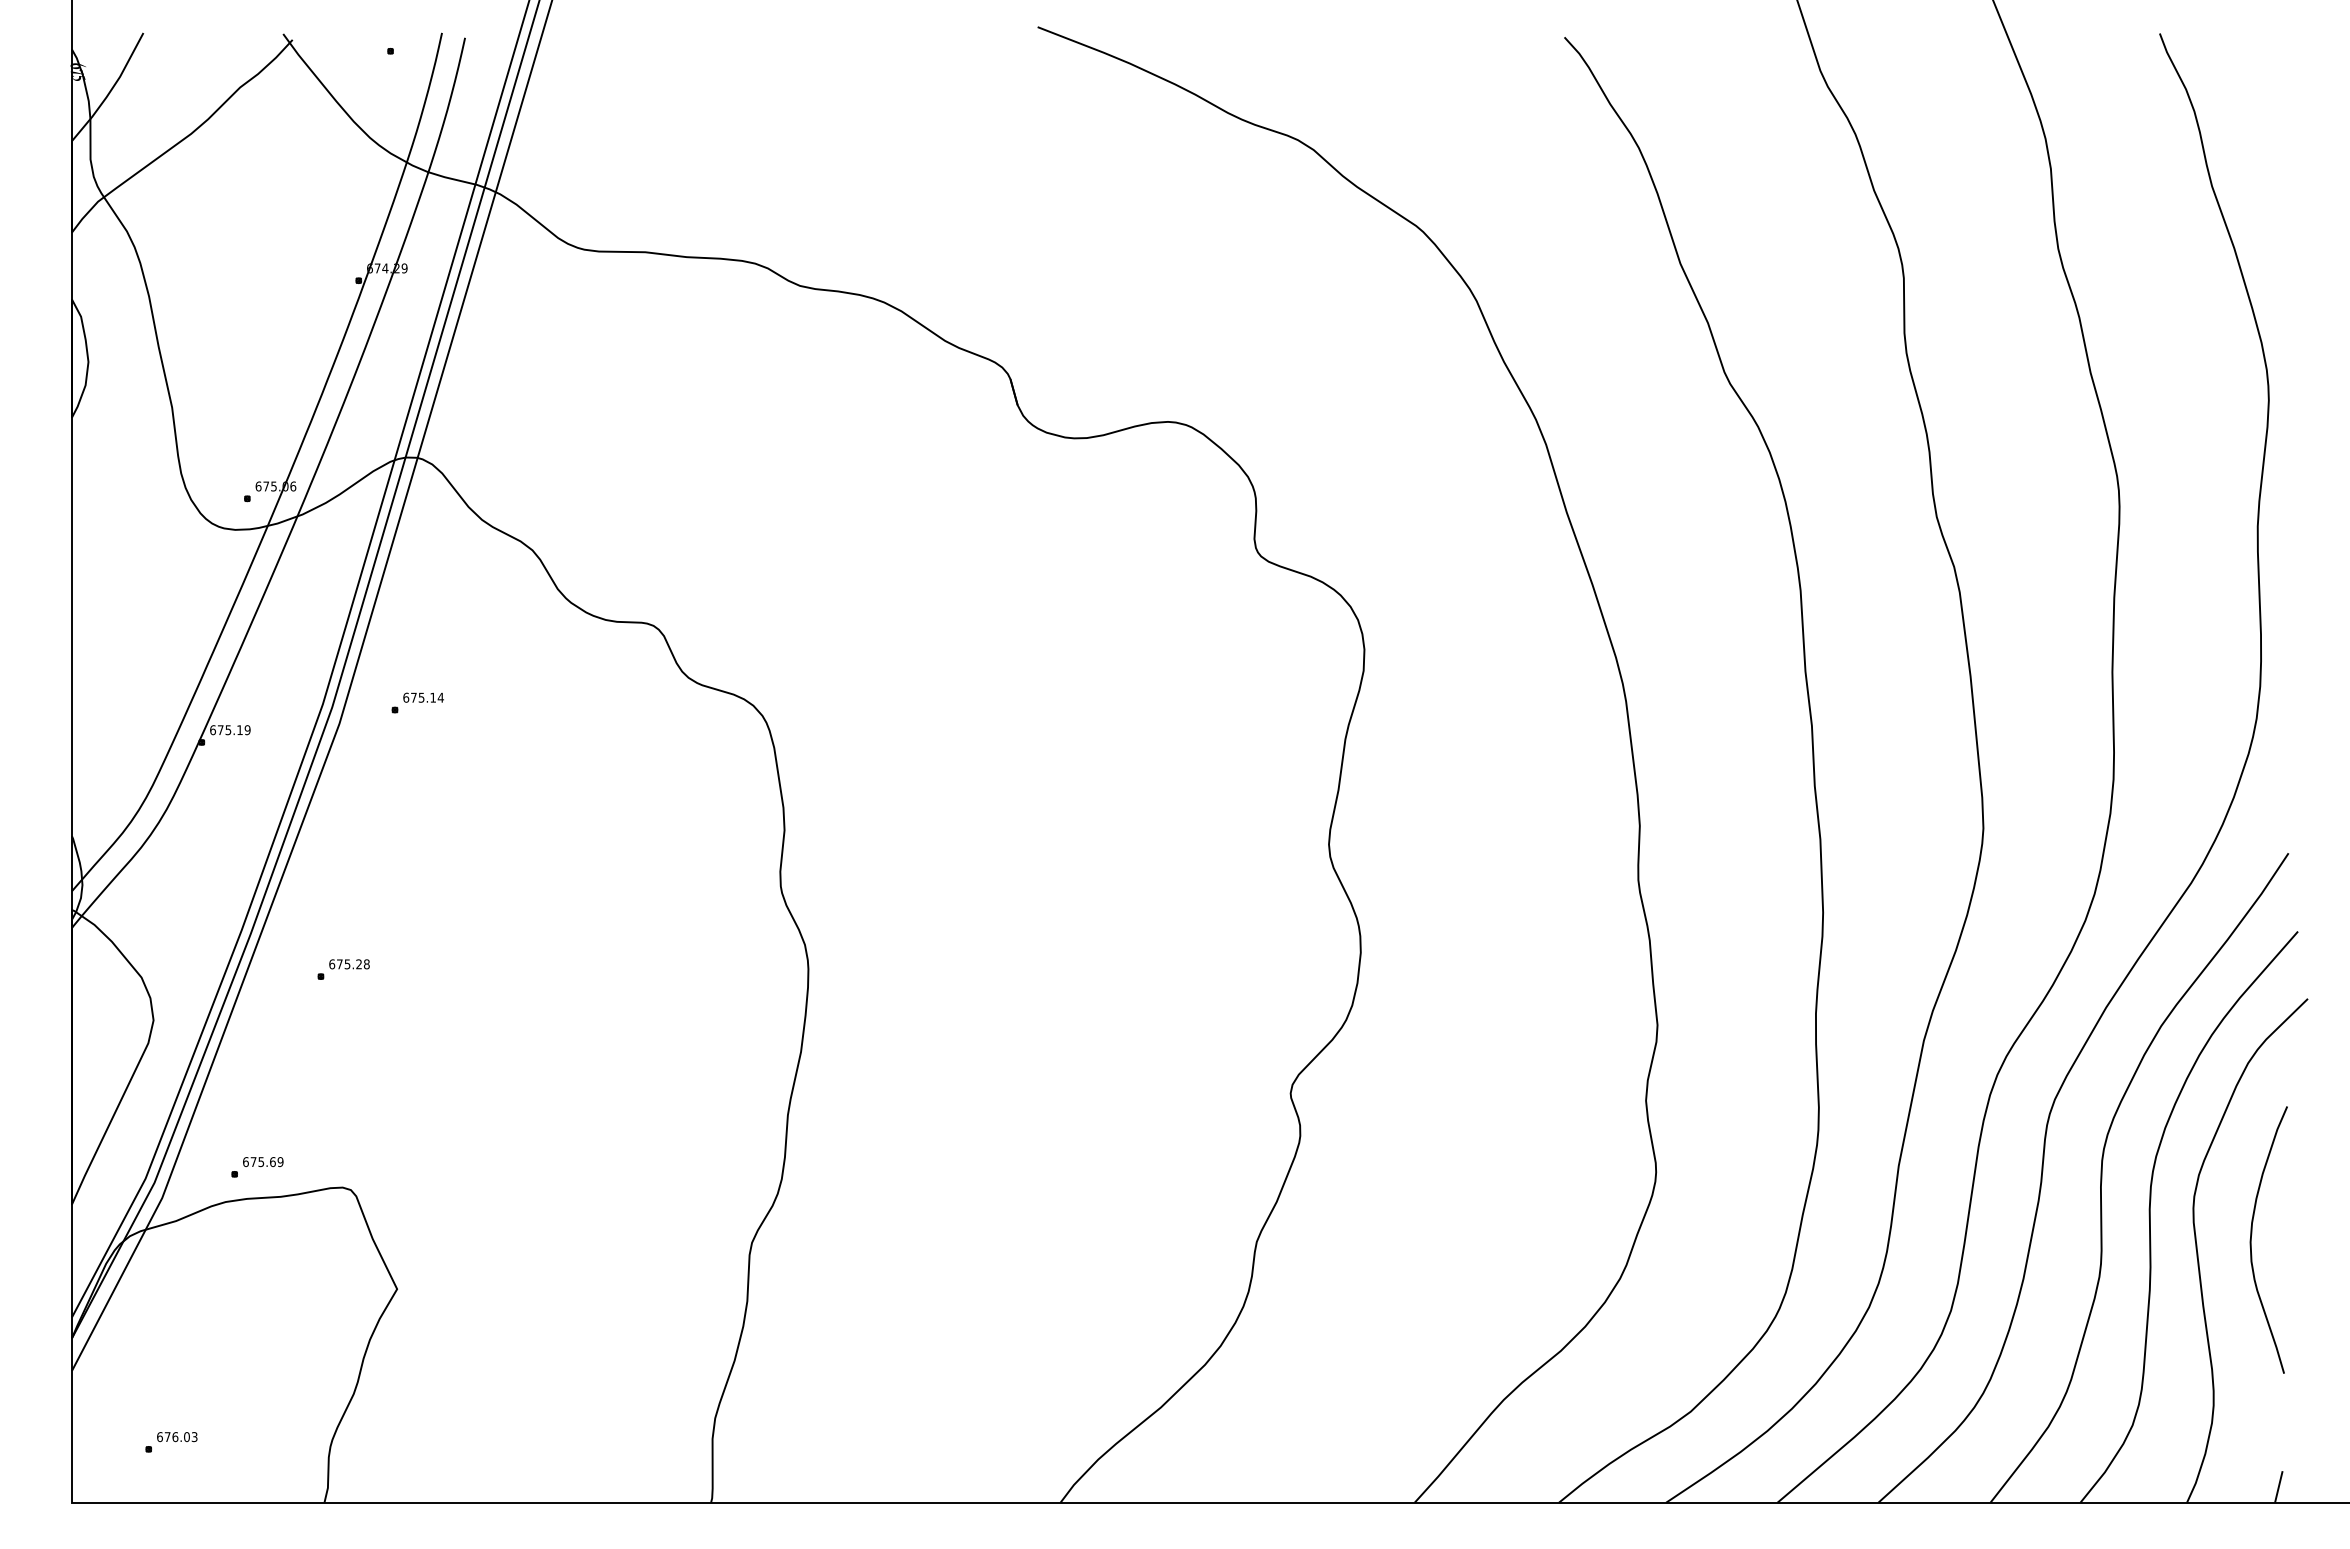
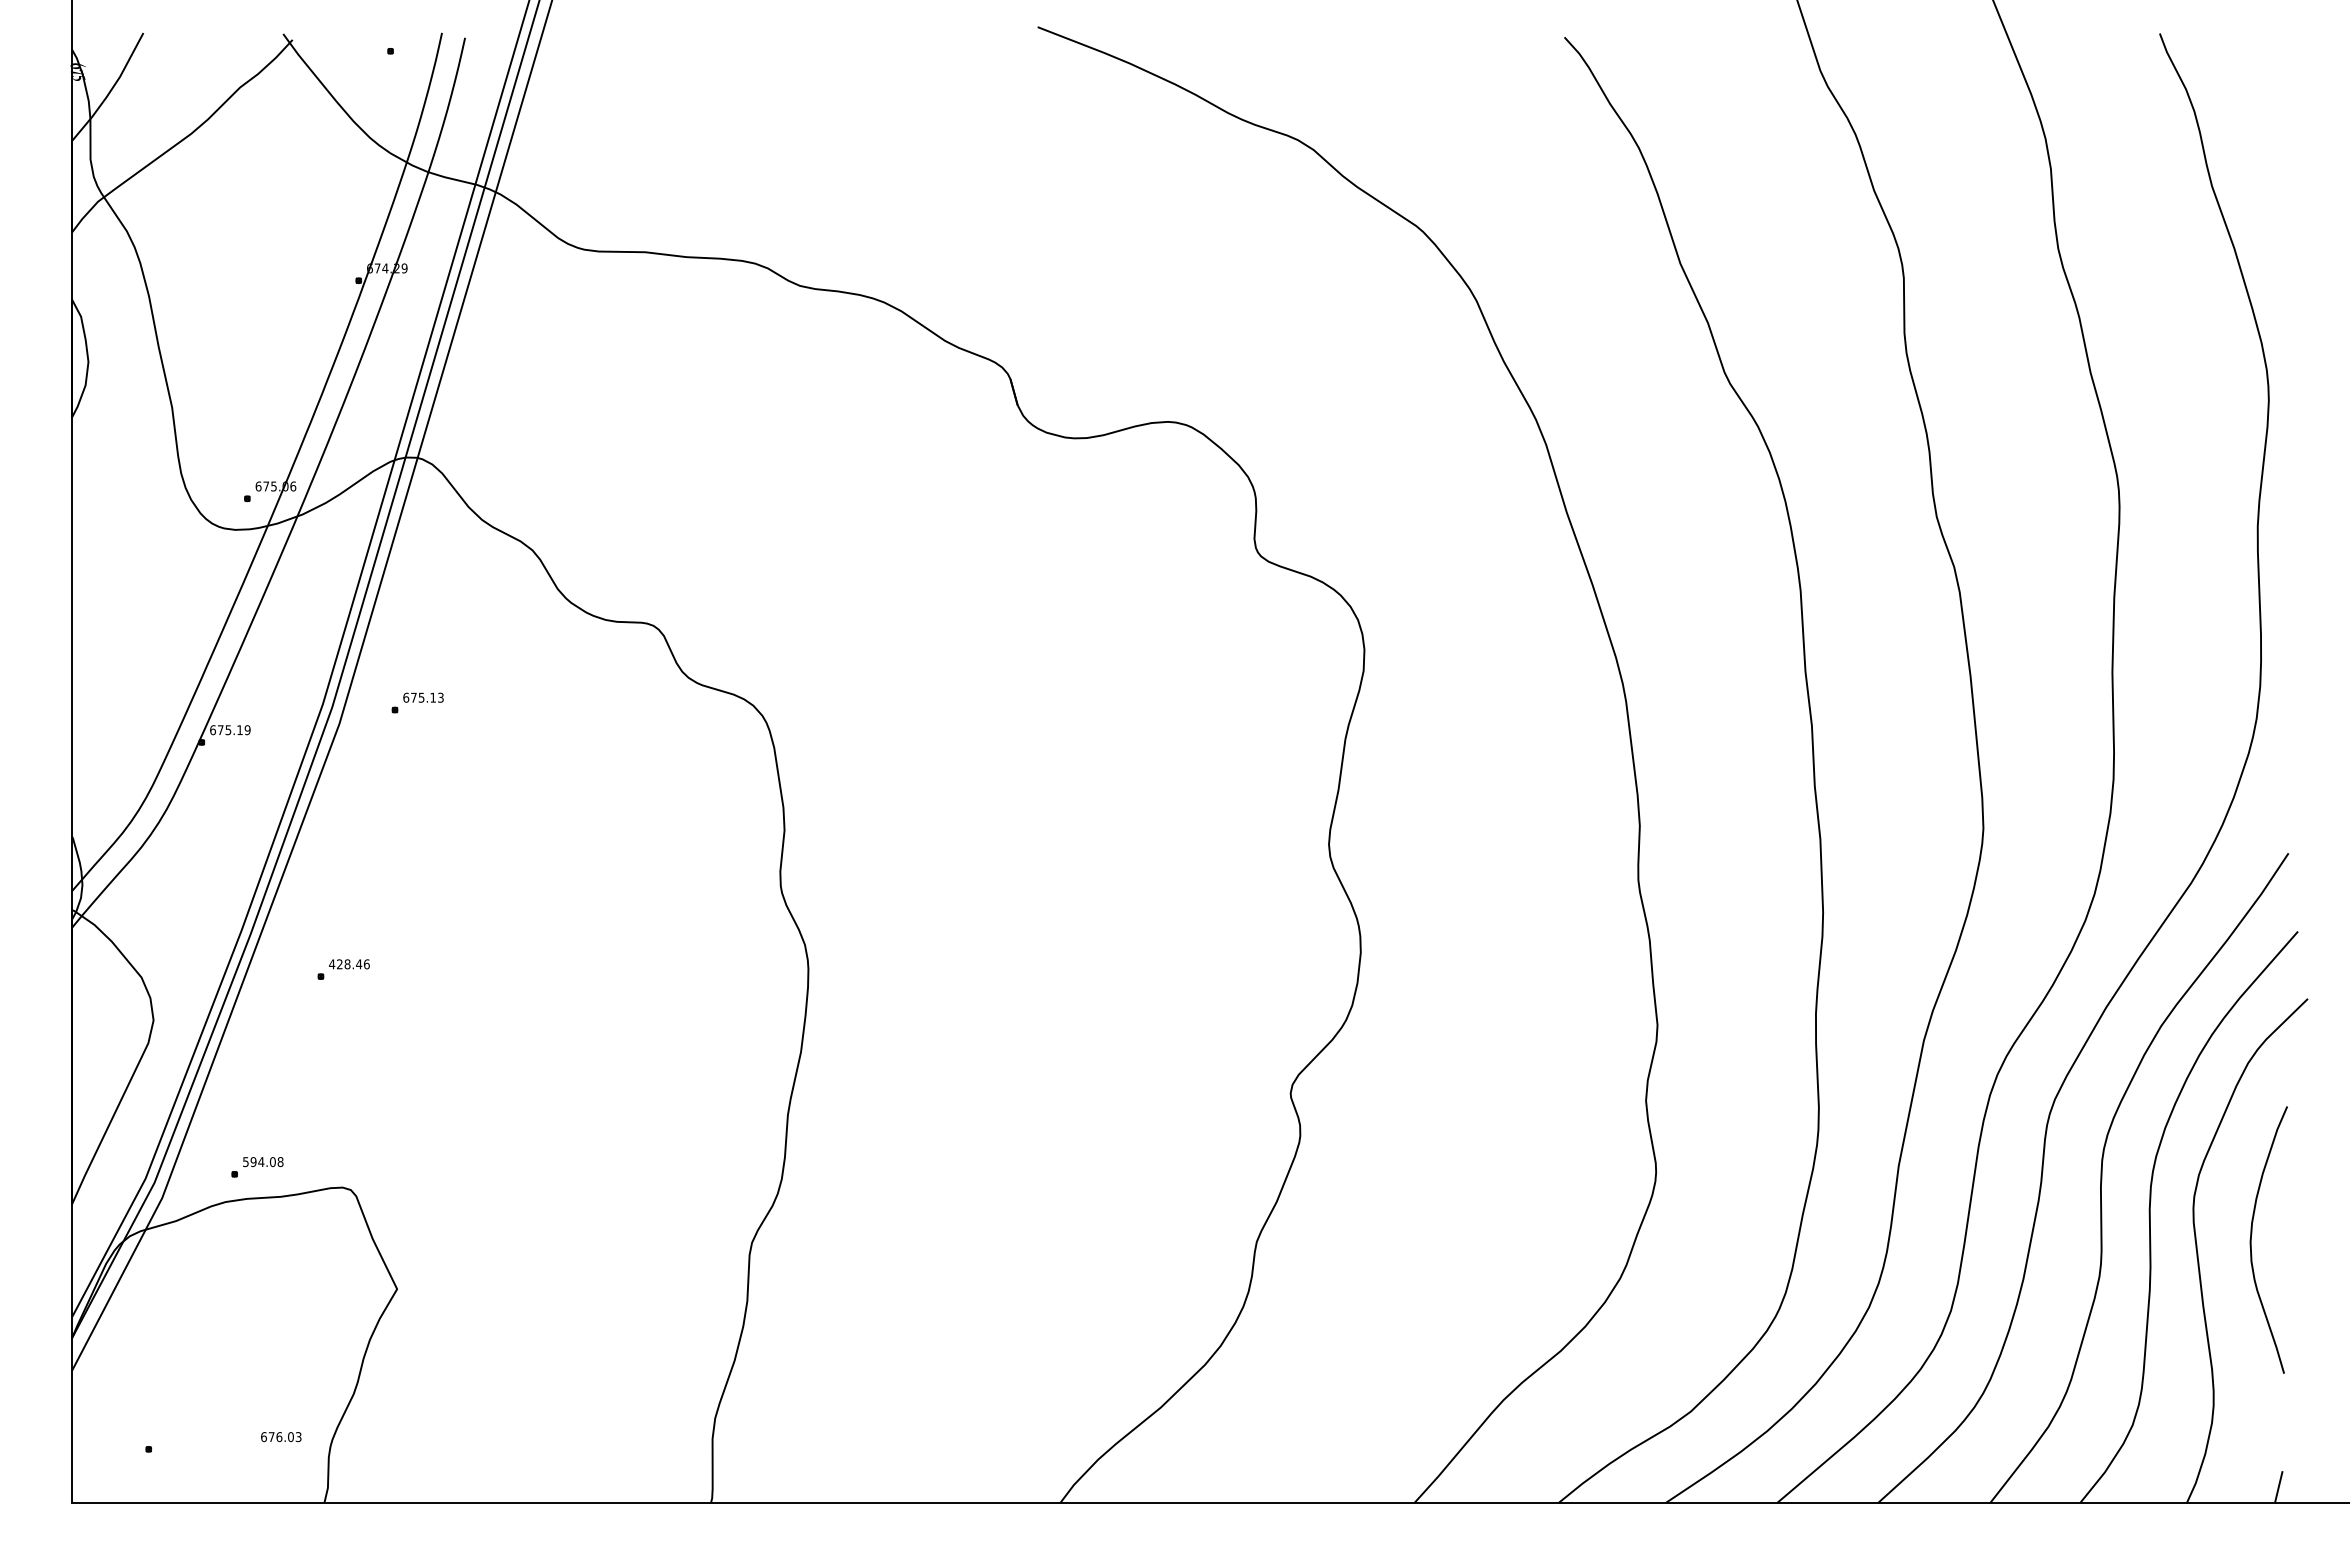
text: 675.14 -> 675.13 (440, 697)
text: 675.28 -> 428.46 (349, 964)
text: 675.69 -> 594.08 (263, 1162)
text position: (177, 1437) -> (281, 1437) (281, 1437)
